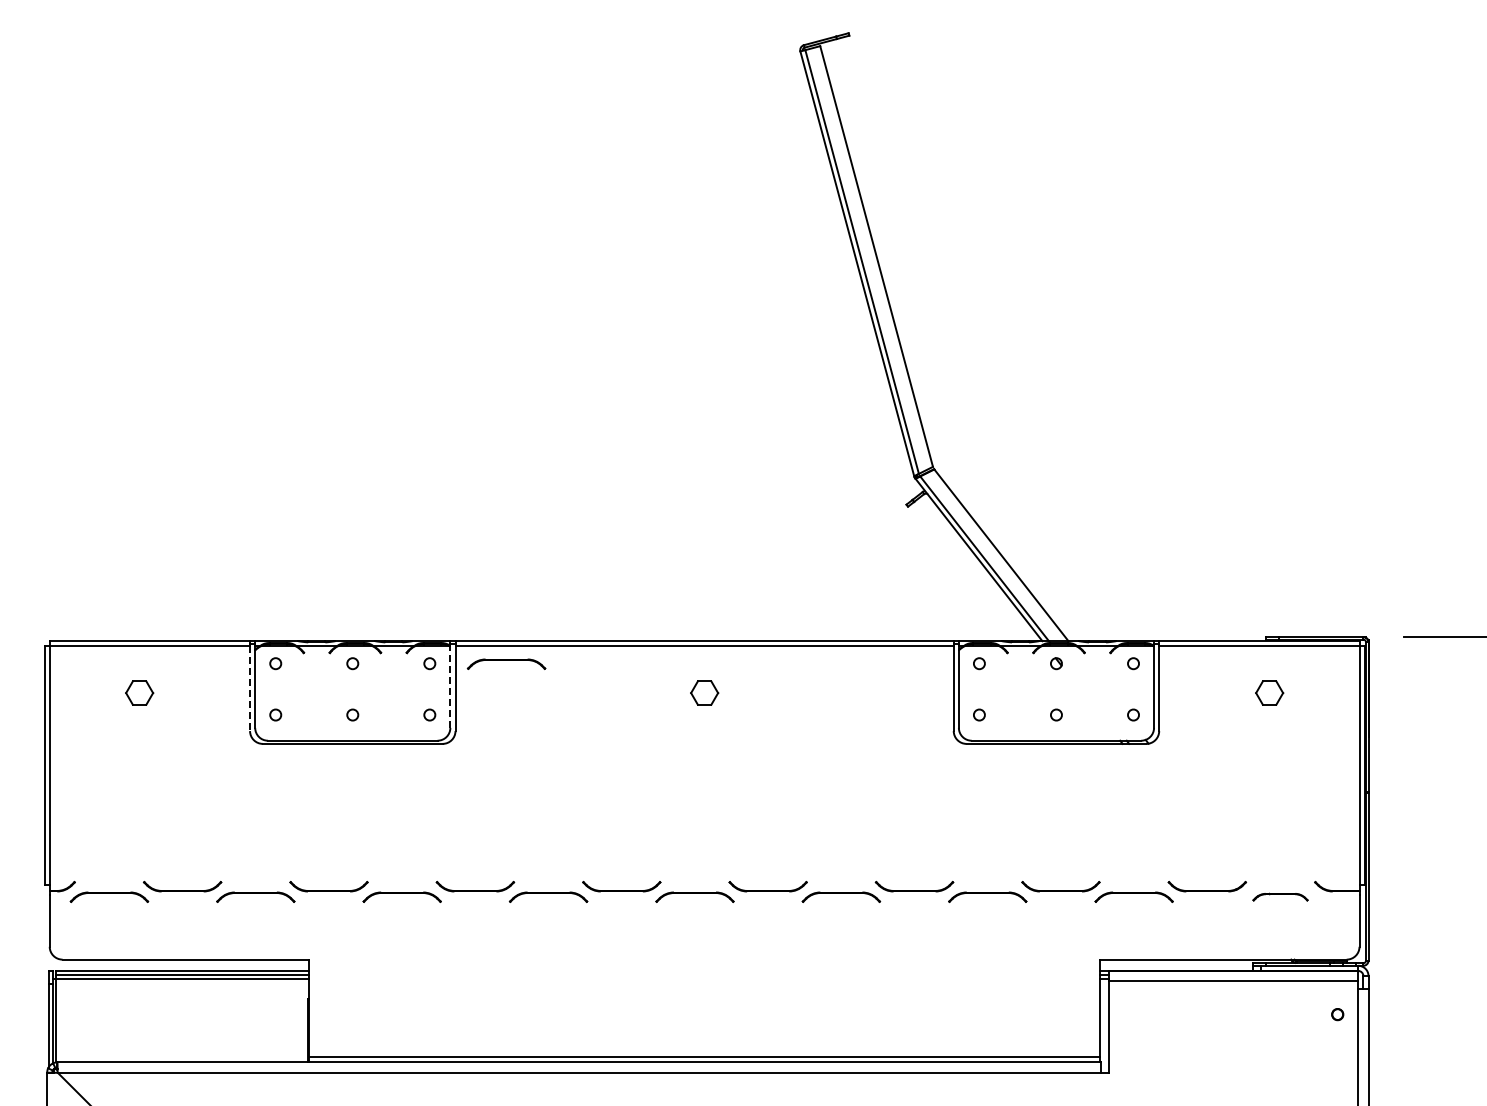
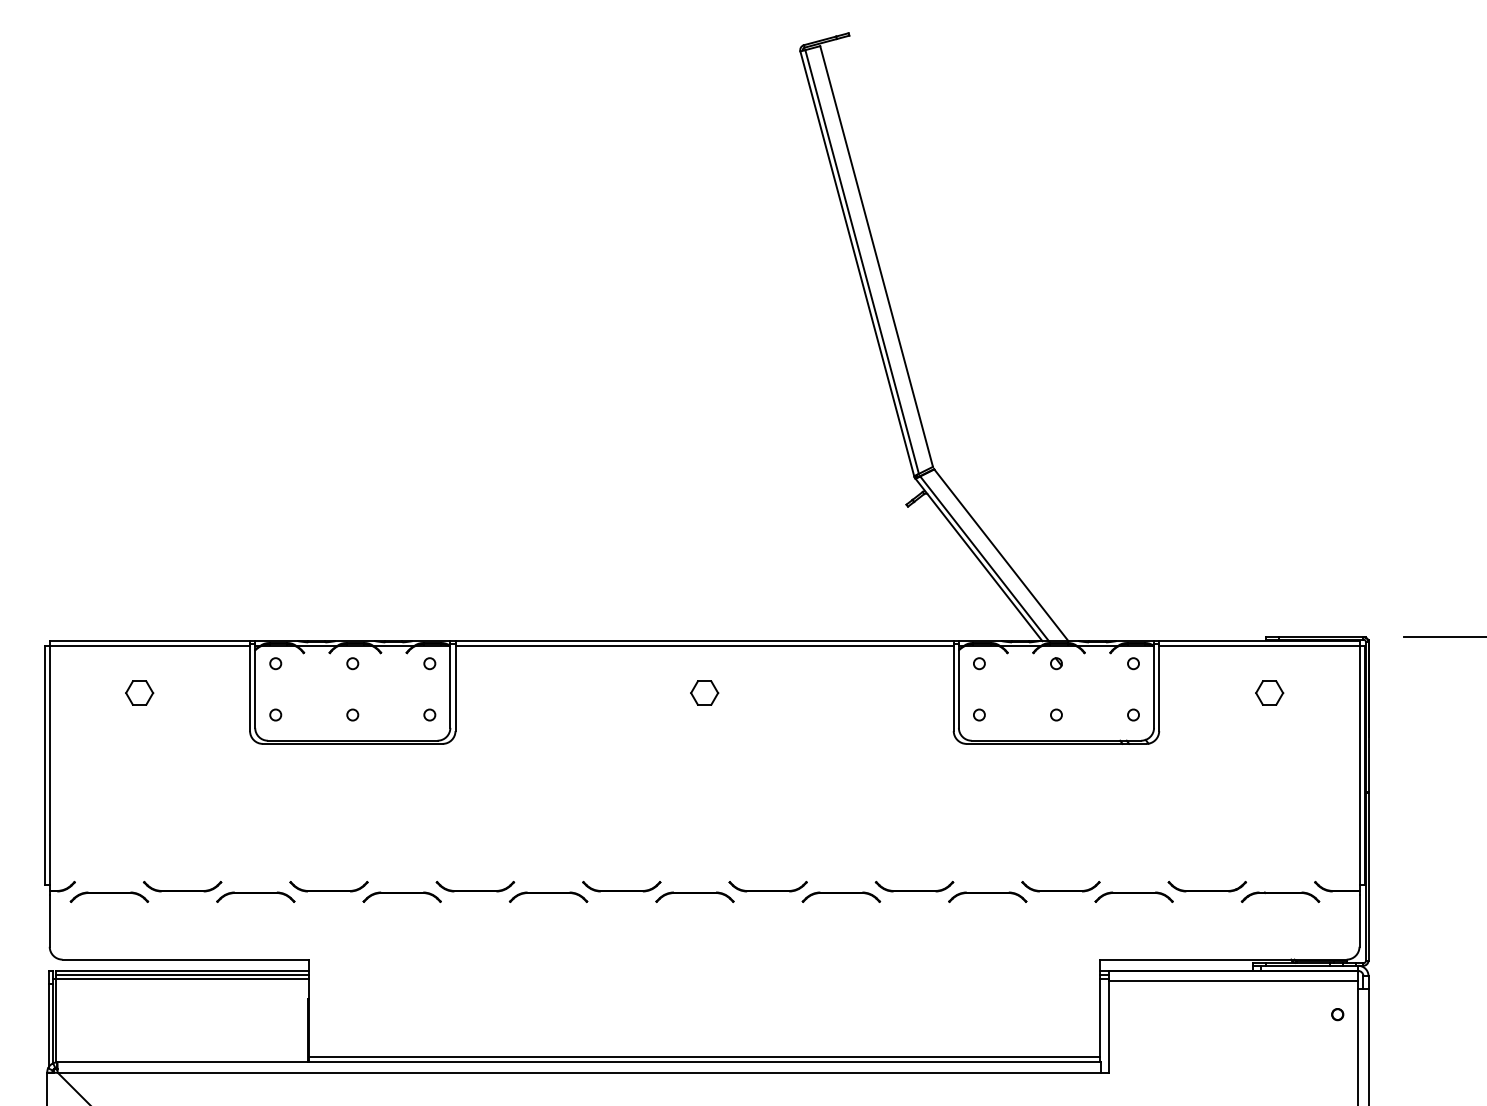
part: present -> none (506, 663)
line: dashed -> solid (450, 687)
line: dashed -> solid (250, 689)
part size: 57x10 px -> 81x12 px (1280, 896)
